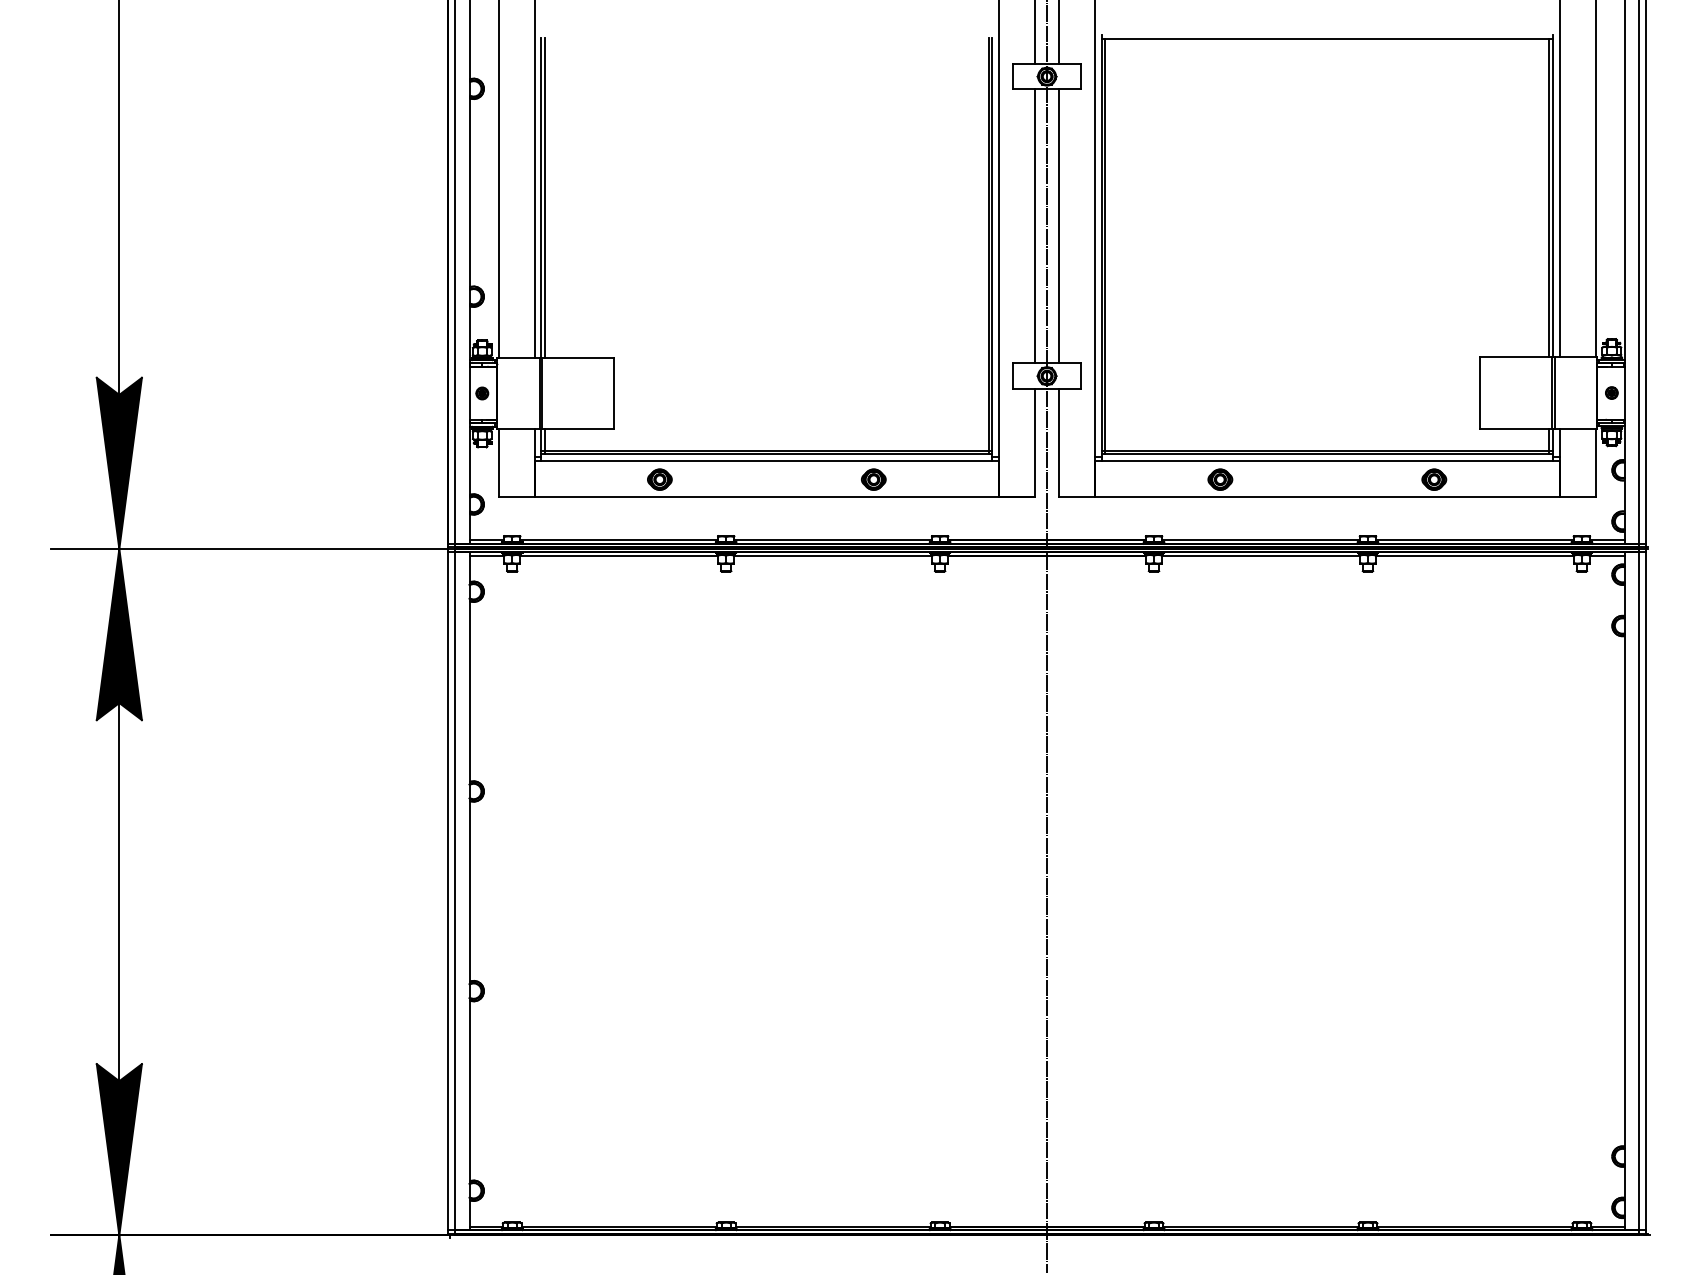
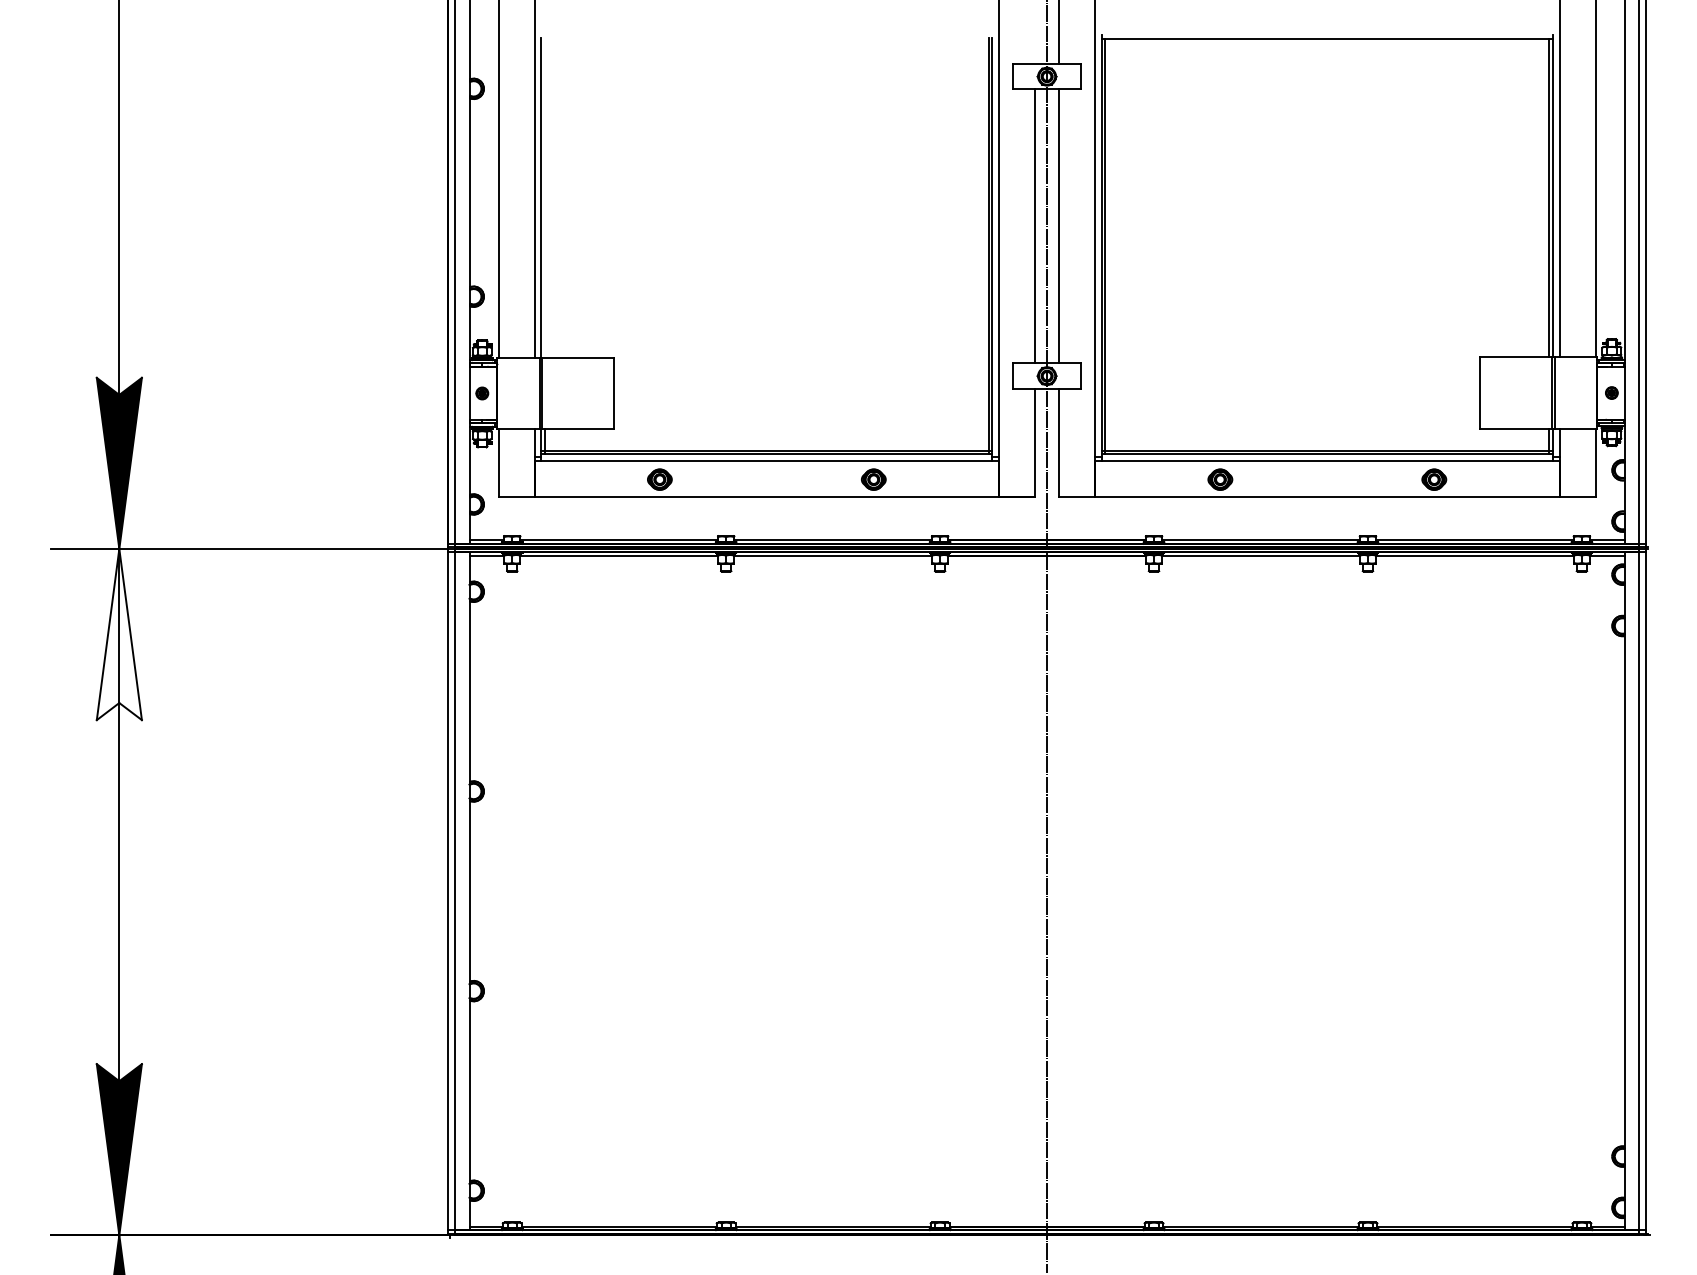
line: present -> none (1035, 32)
line: present -> none (544, 197)
fill: present -> none (118, 634)
